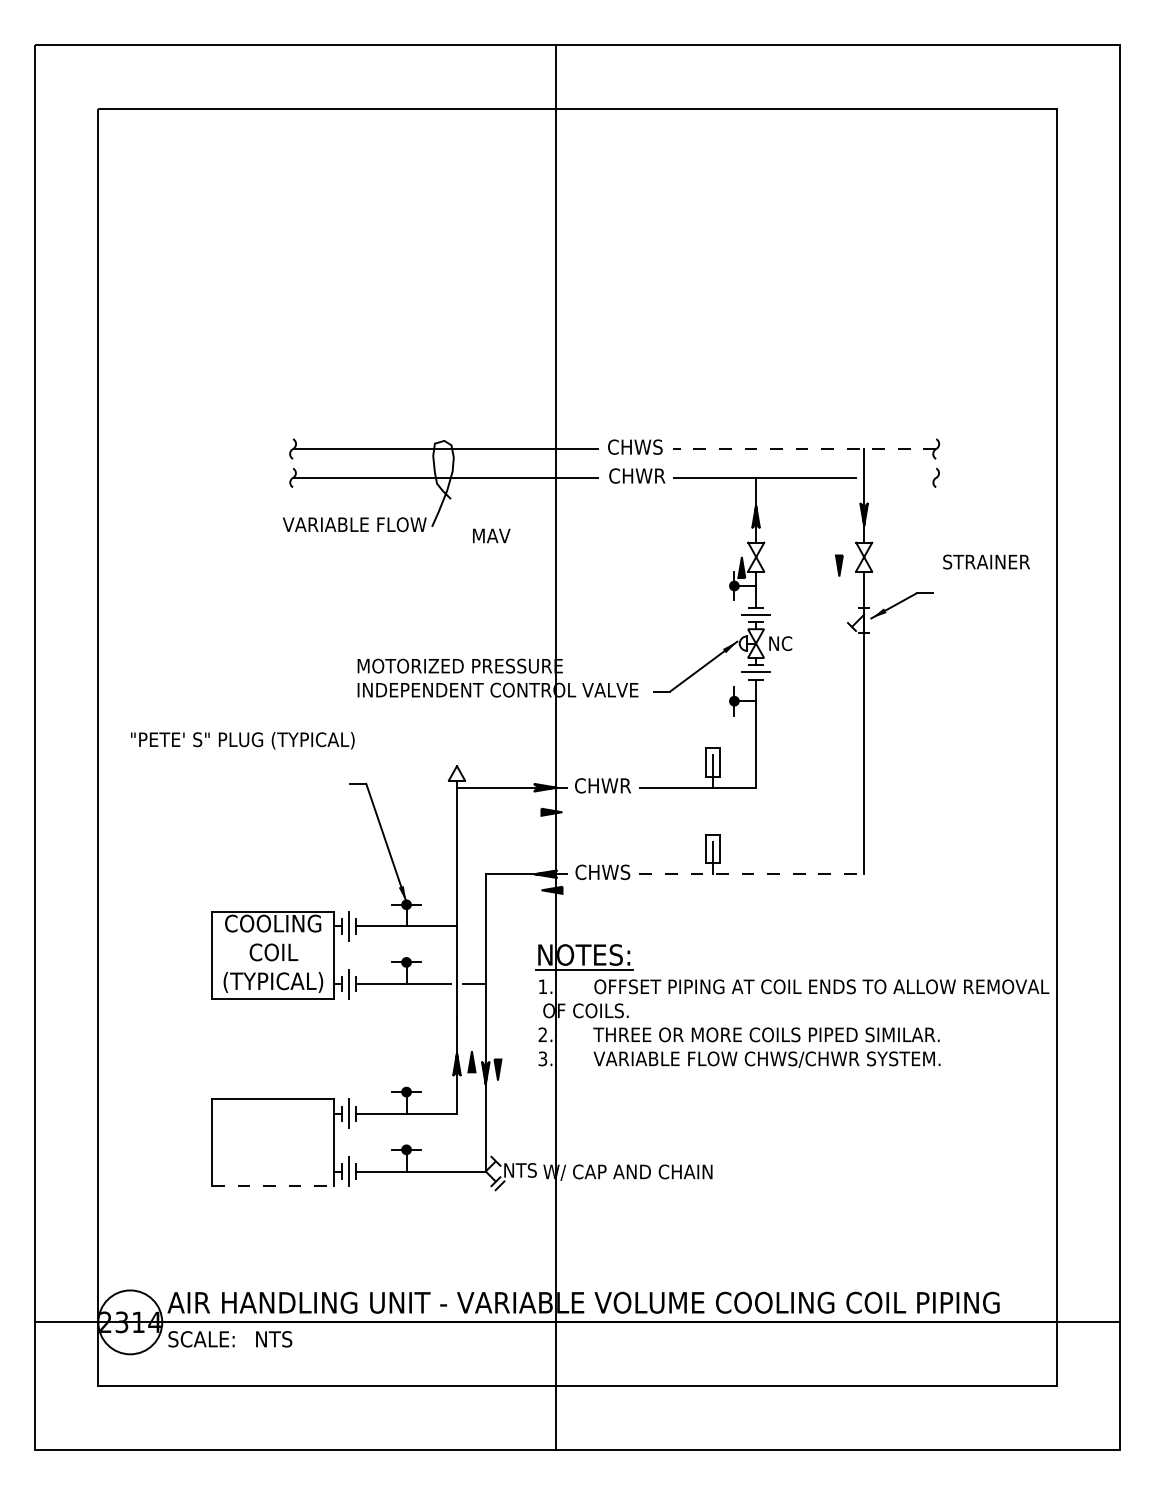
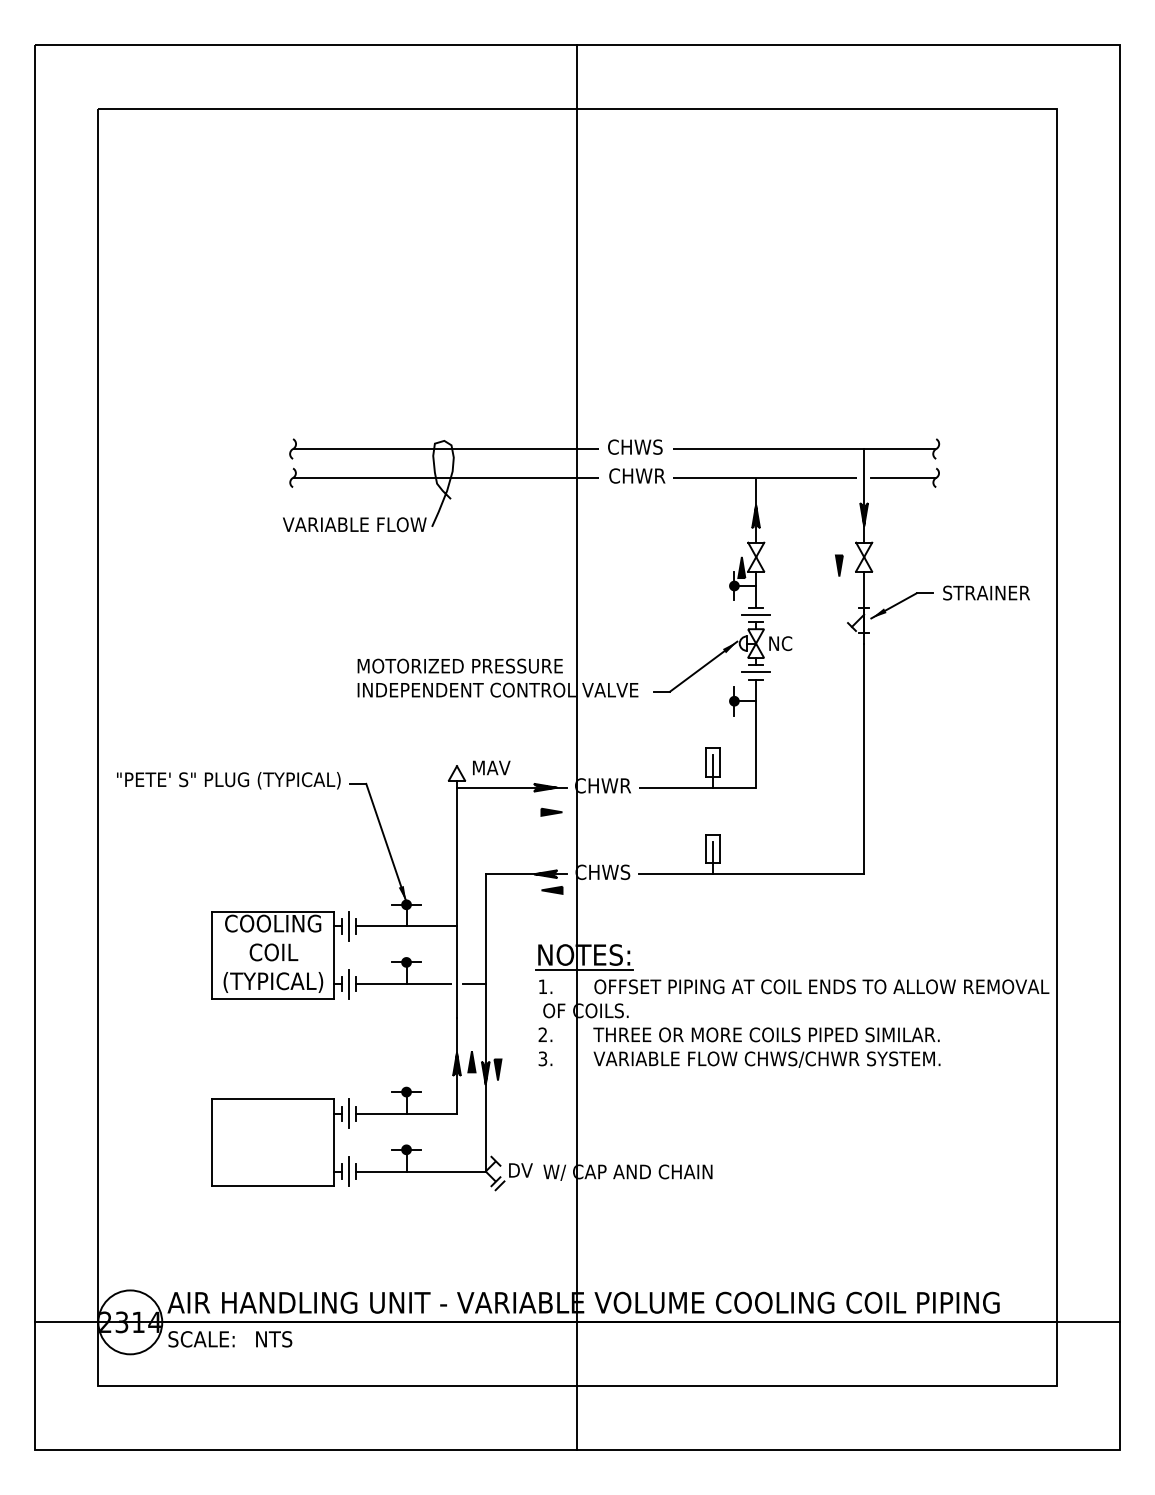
line: dashed -> solid (803, 449)
line: none -> present (903, 477)
text position: (491, 535) -> (491, 767) (491, 767)
text position: (986, 561) -> (986, 592) (986, 592)
text position: (242, 740) -> (228, 780) (228, 780)
line position: (556, 747) -> (577, 747) (577, 747)
line: dashed -> solid (752, 874)
text: NTS -> DV (520, 1170)
line: dashed -> solid (273, 1185)
